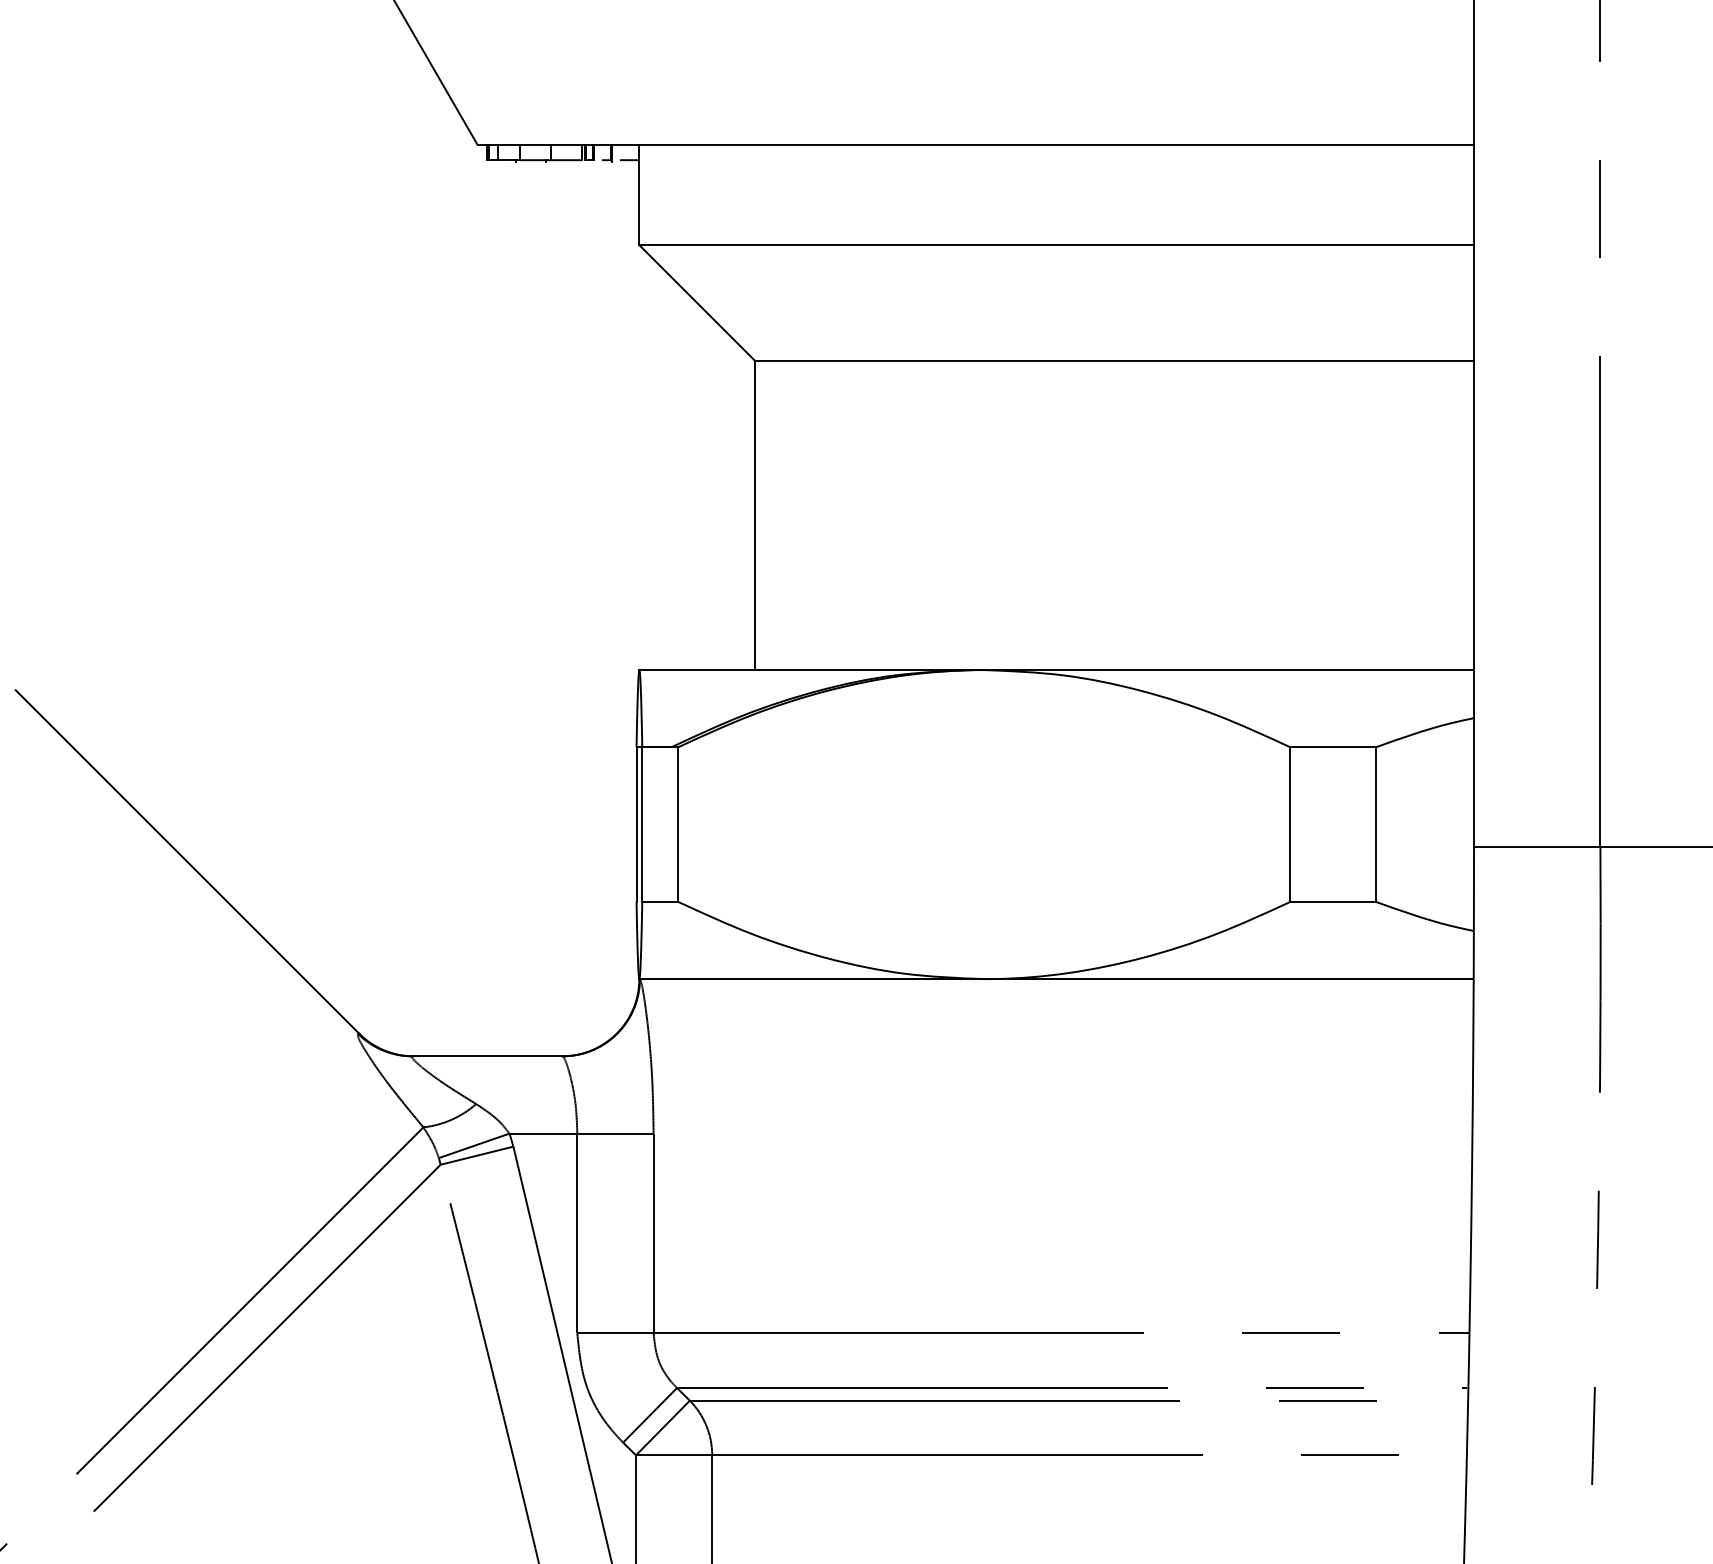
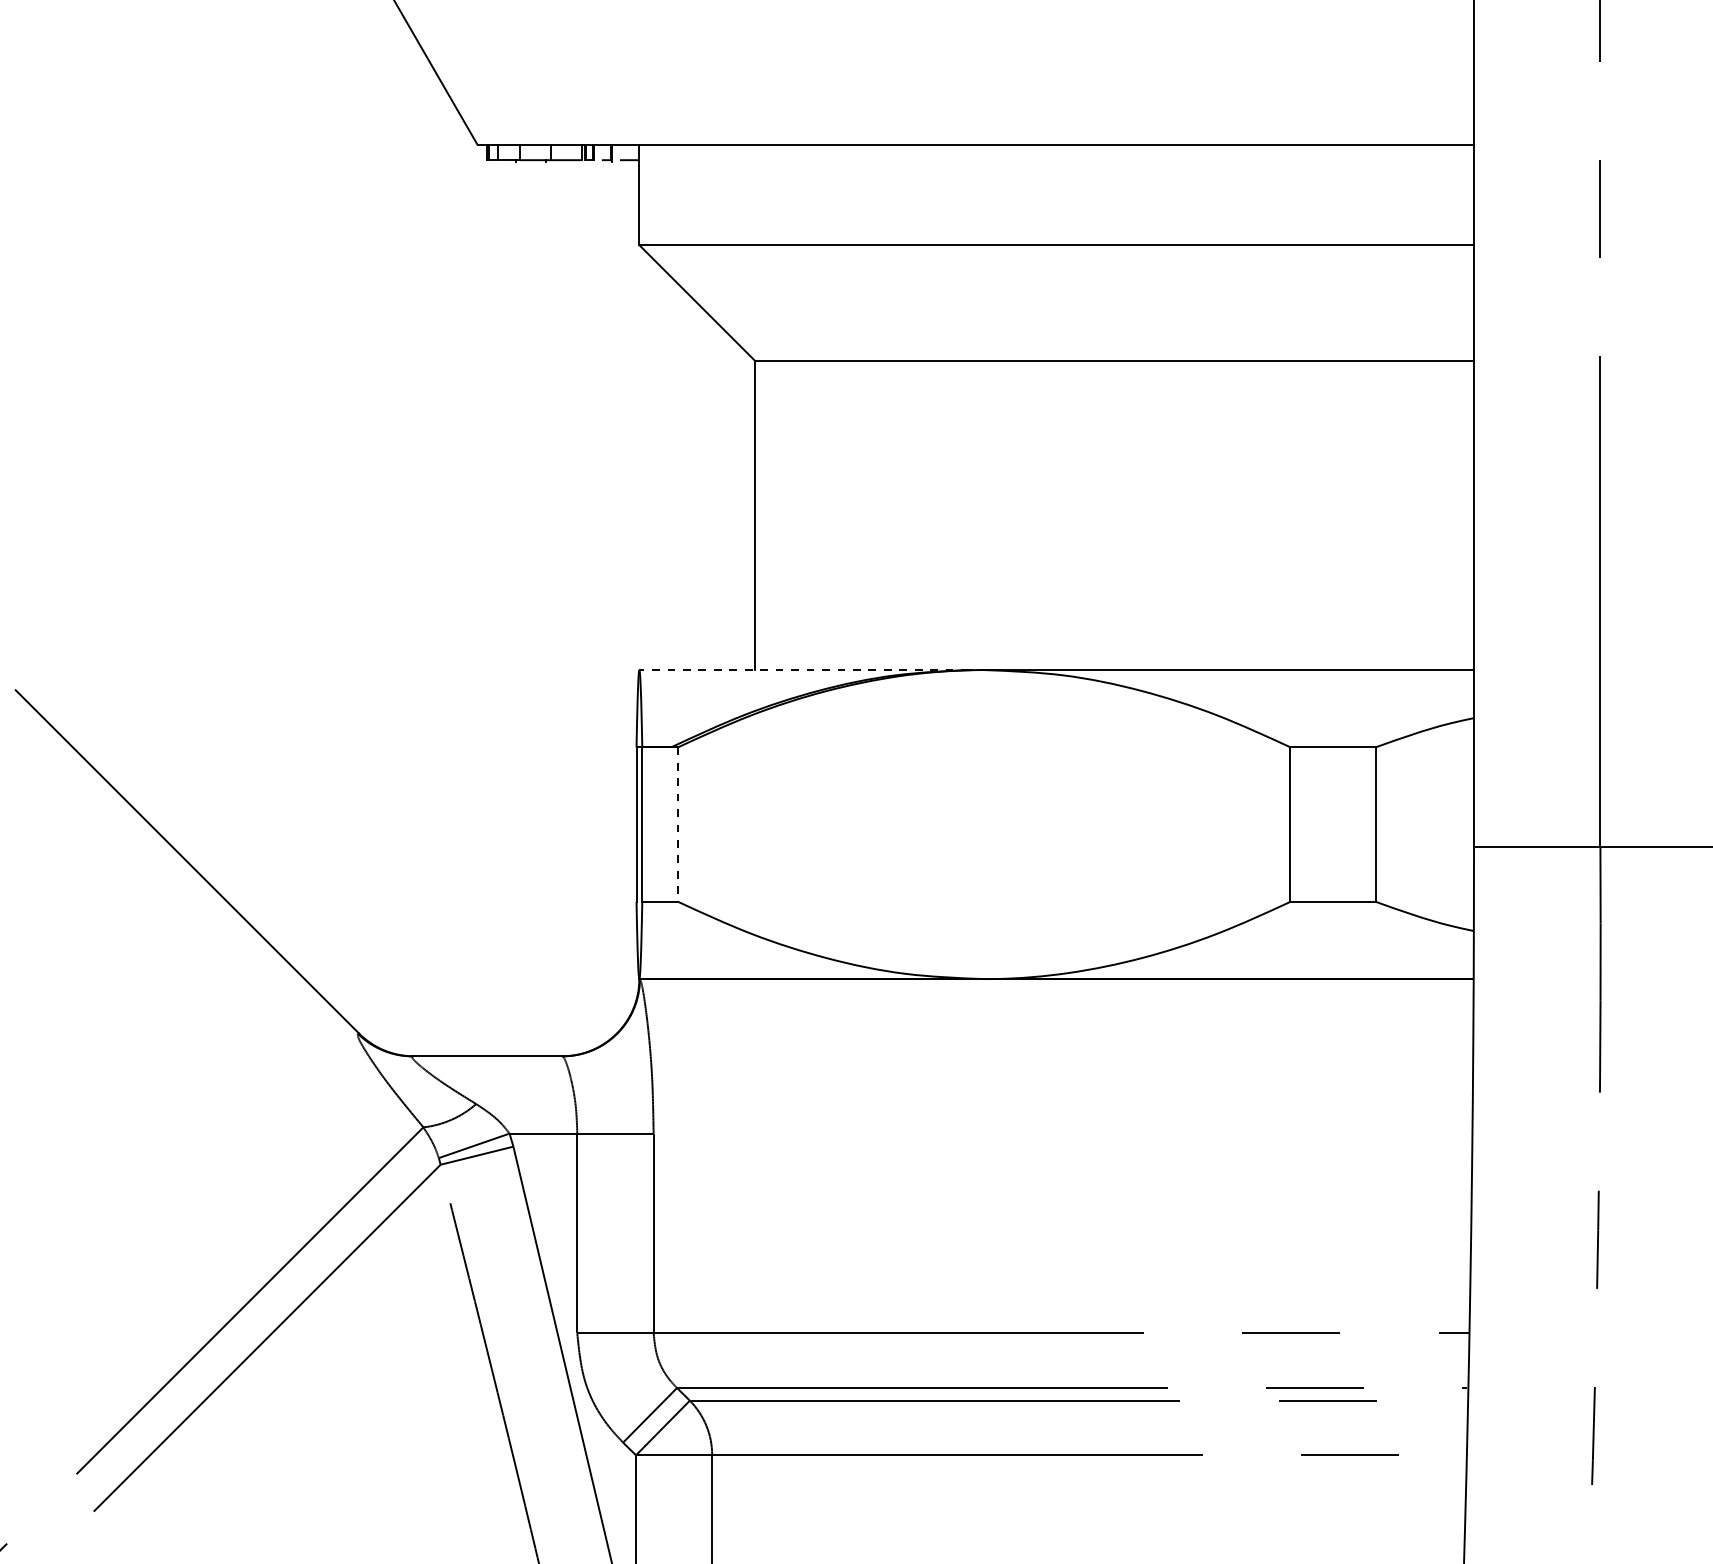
line: solid -> dashed (811, 670)
line: solid -> dashed (678, 825)
